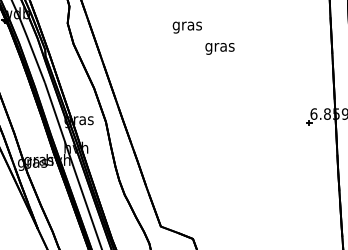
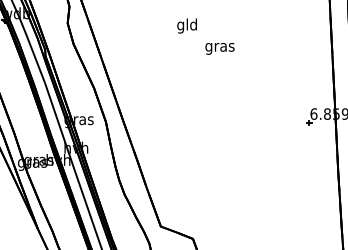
text: gras -> gld (186, 25)
